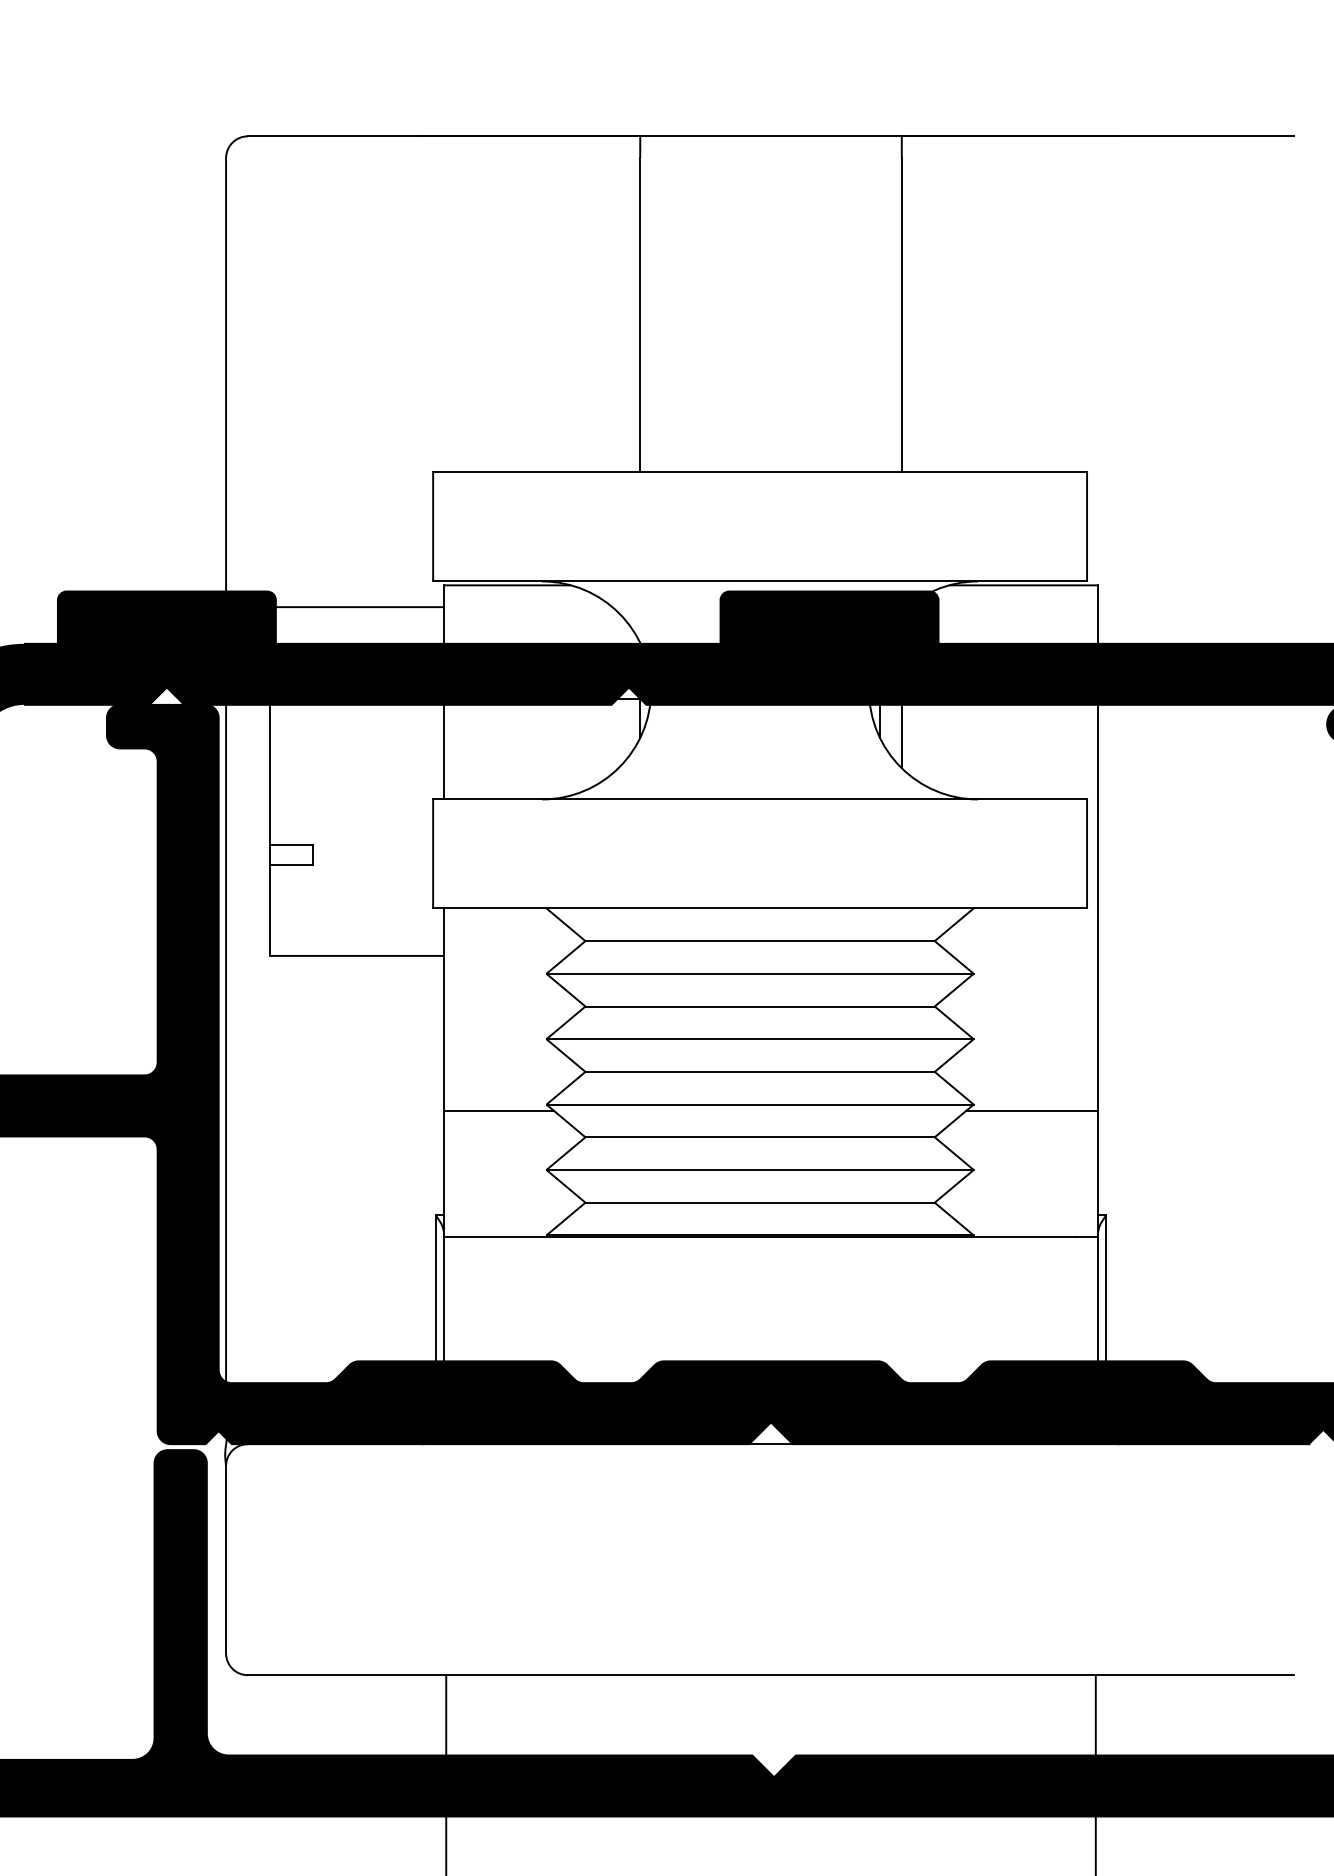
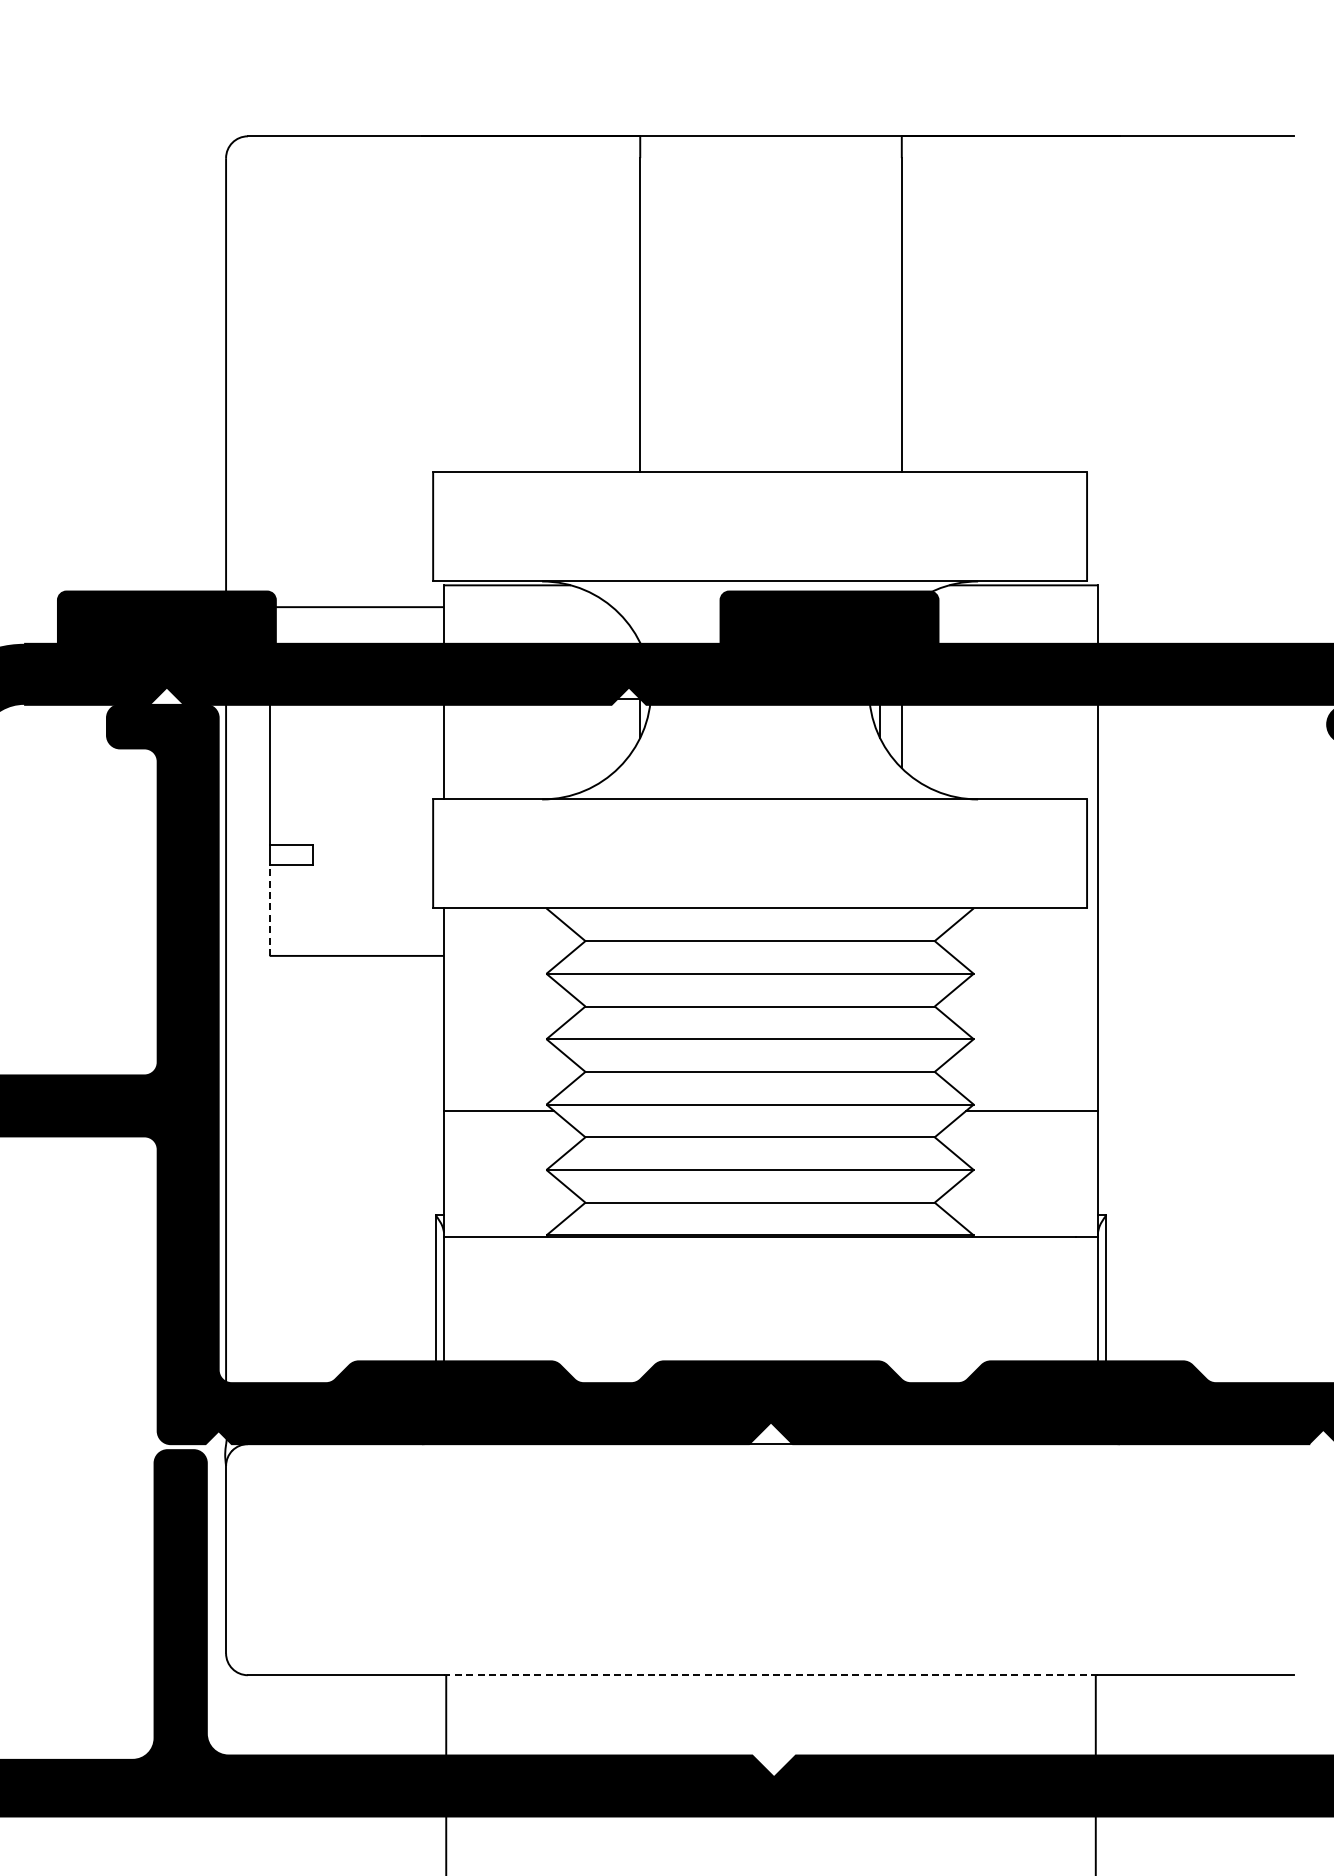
line: solid -> dashed (269, 910)
line: solid -> dashed (771, 1675)
